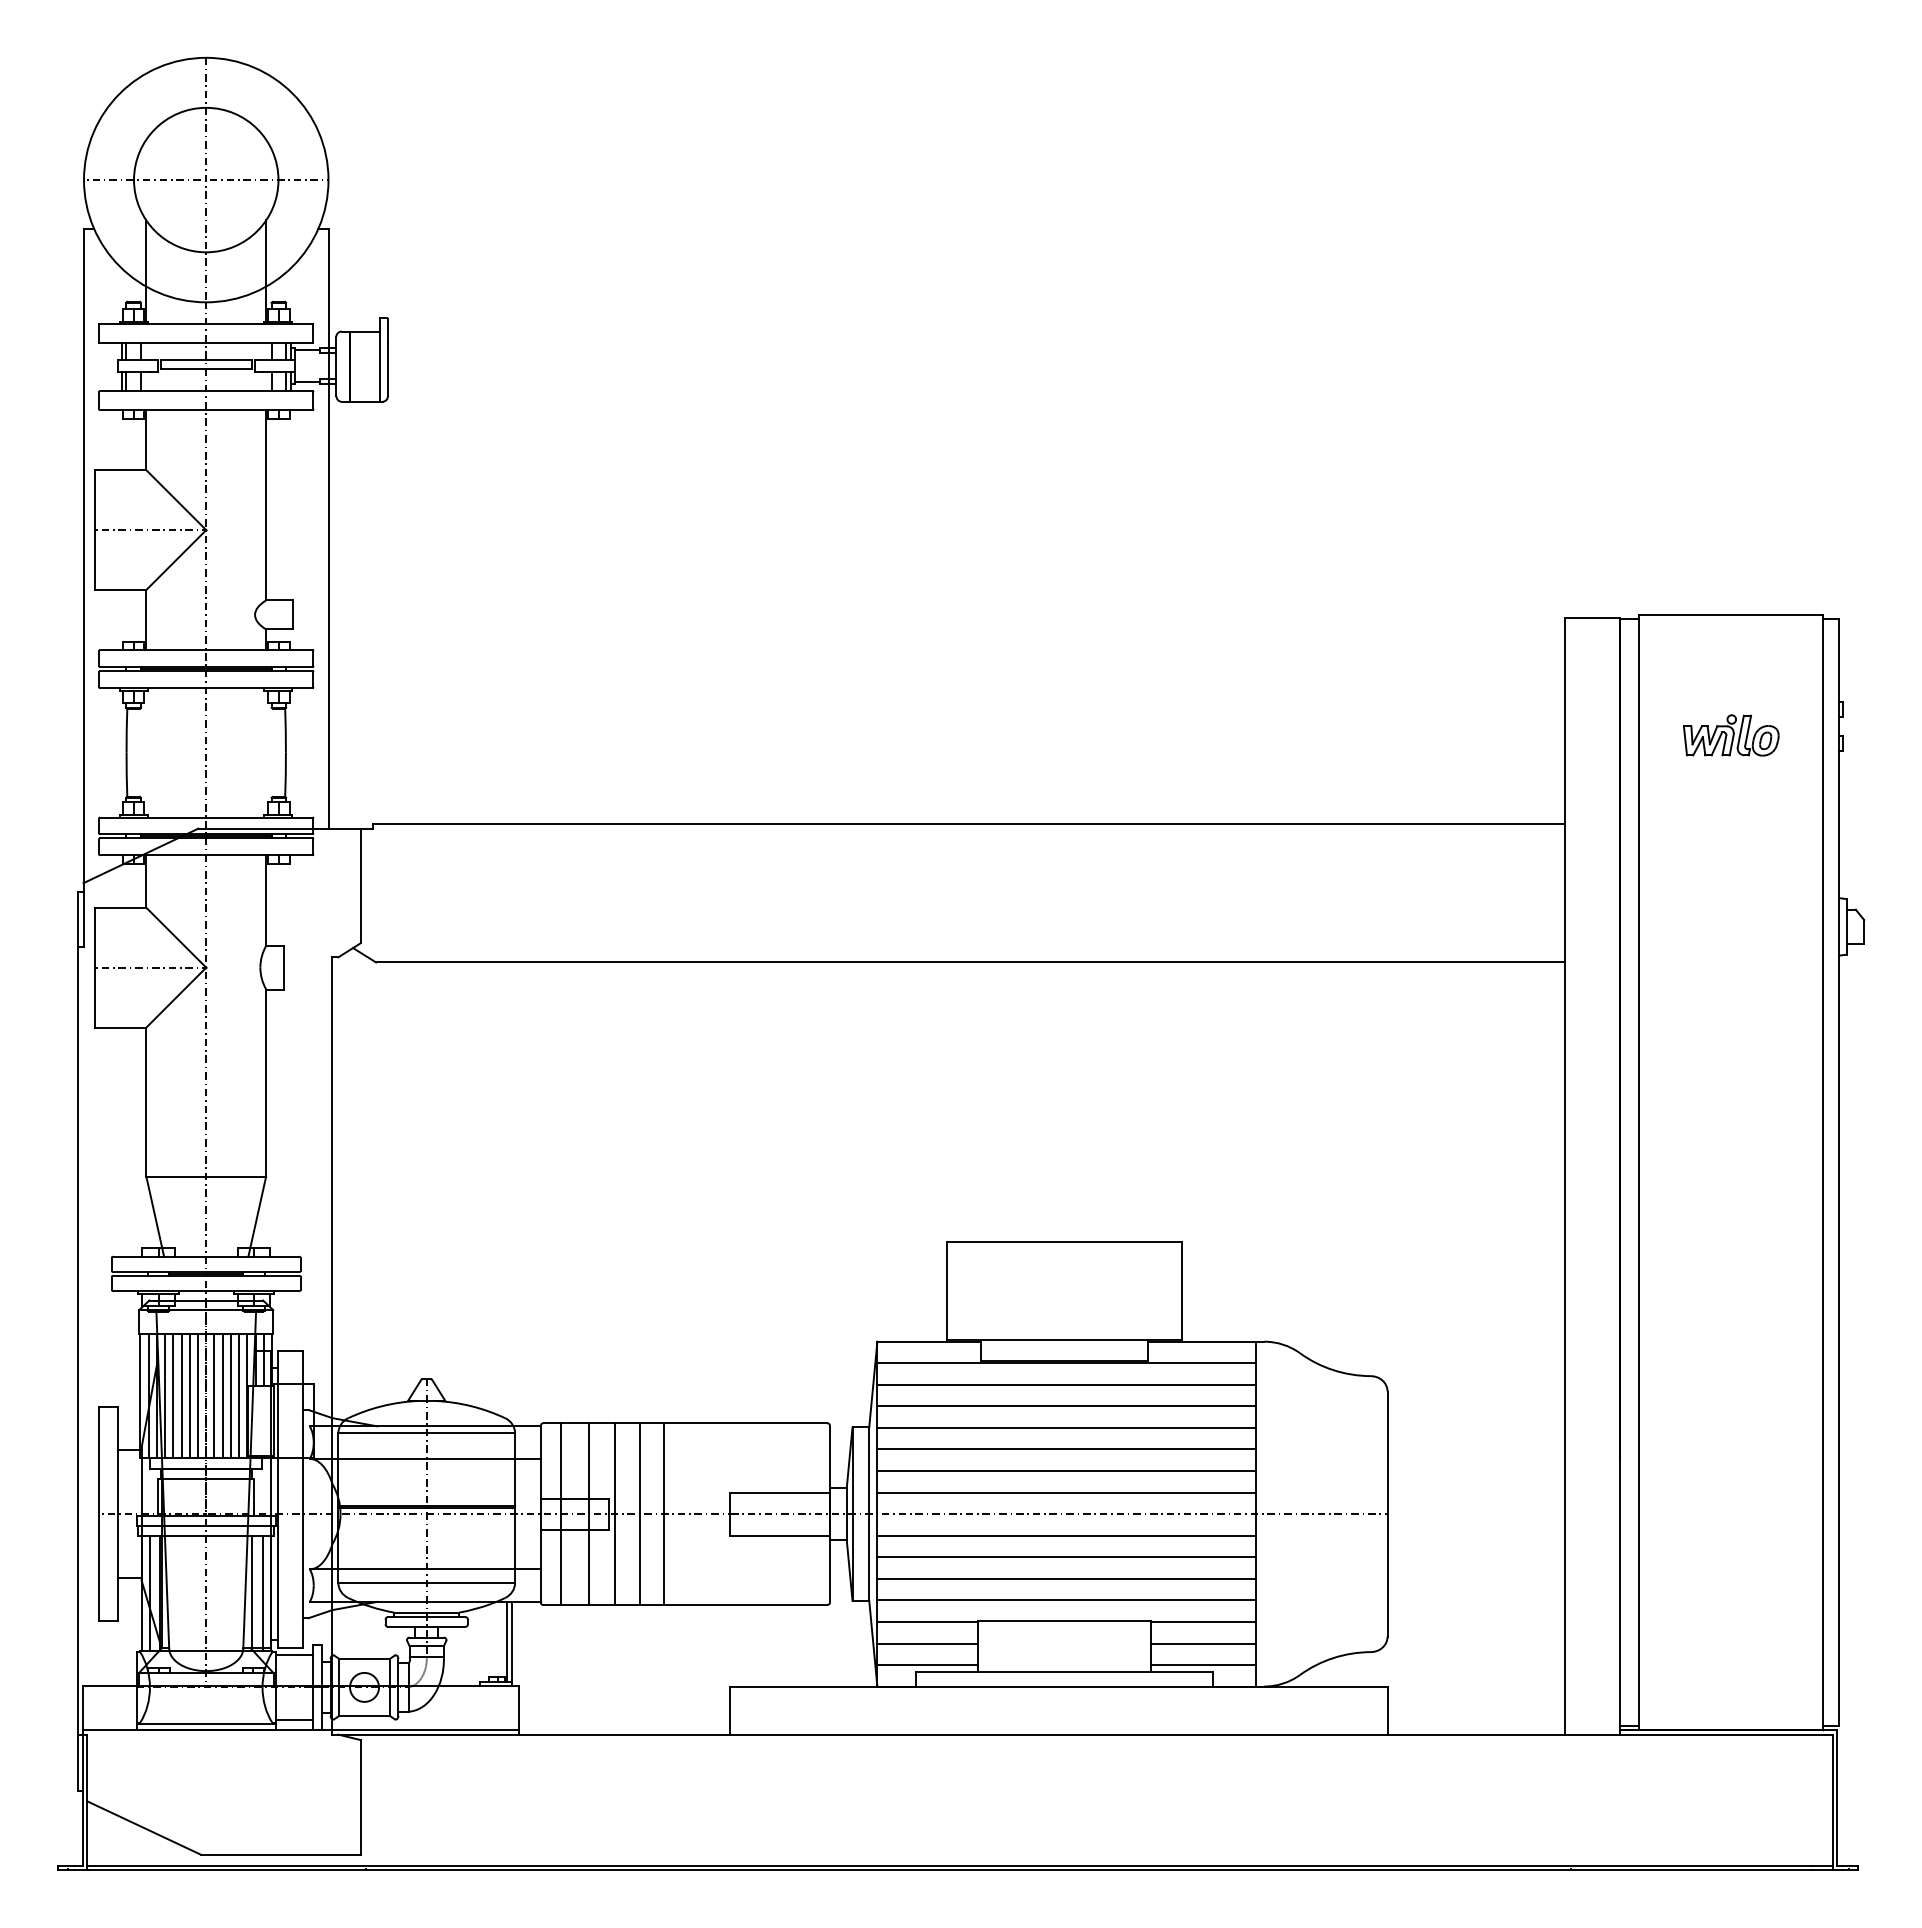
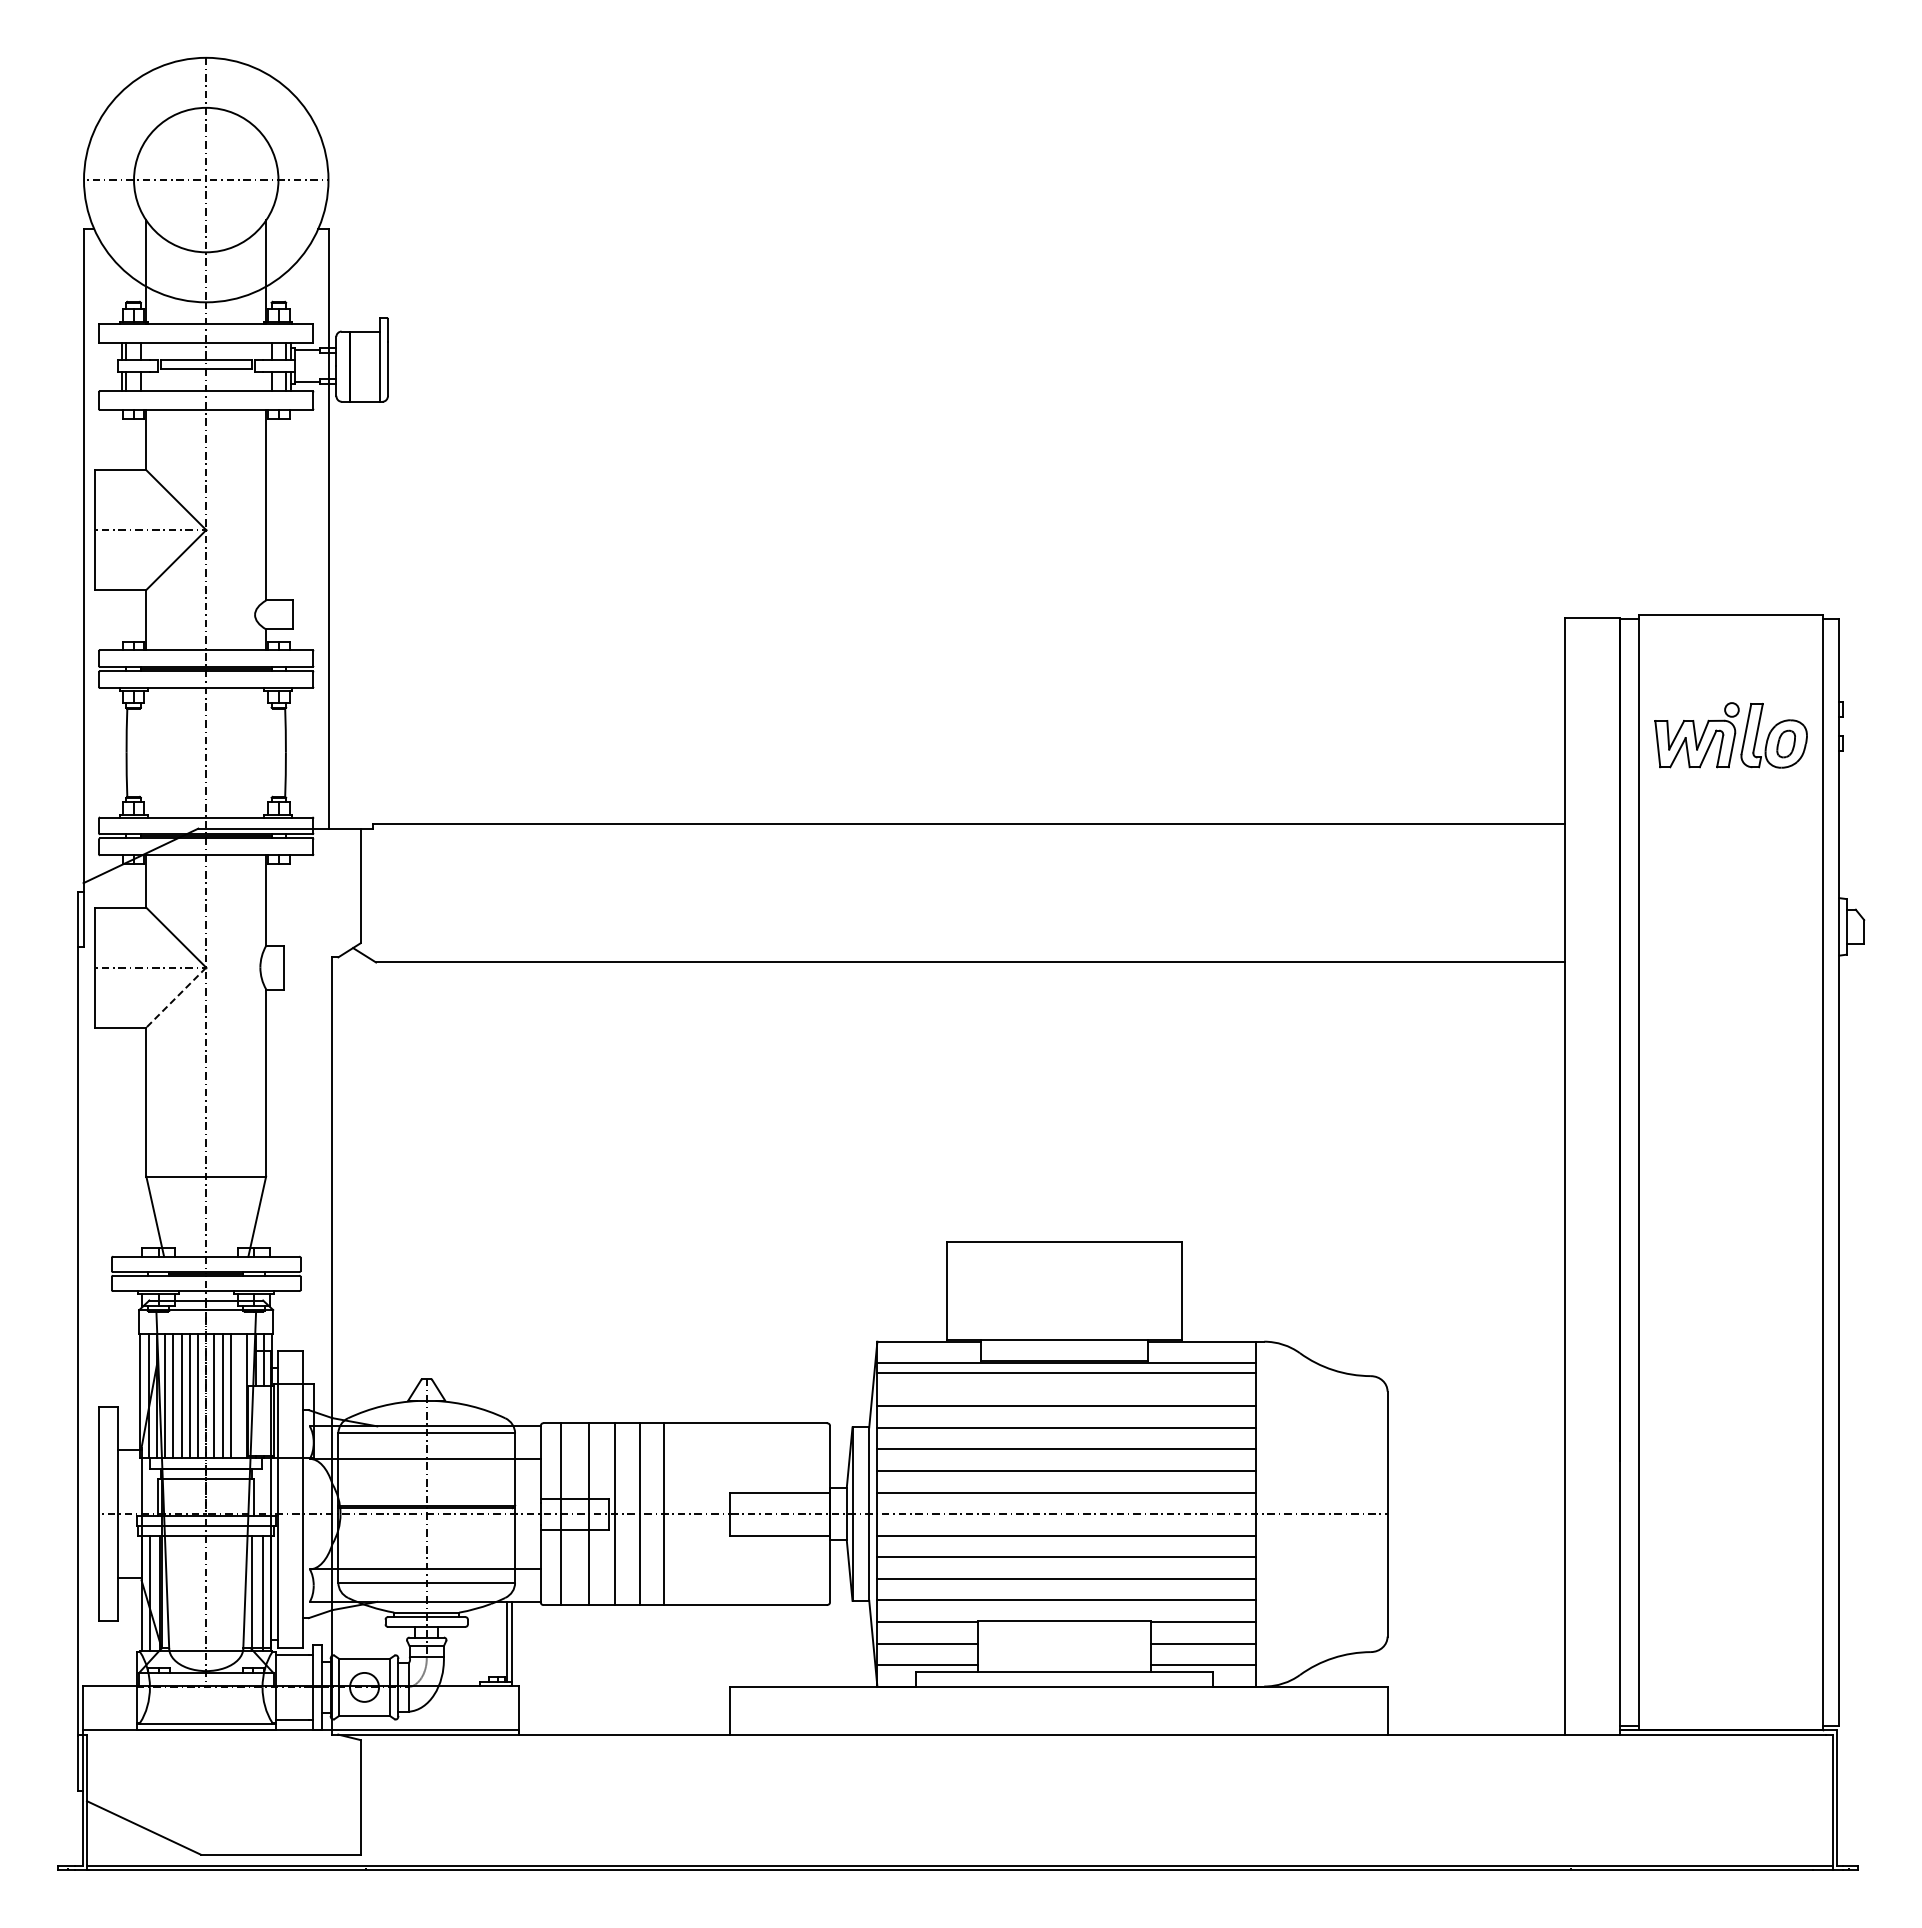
part size: 97x43 px -> 154x67 px (1730, 735)
line: solid -> dashed (175, 997)
line position: (1066, 1384) -> (1066, 1372) (1066, 1372)
line: present -> none (239, 1396)
